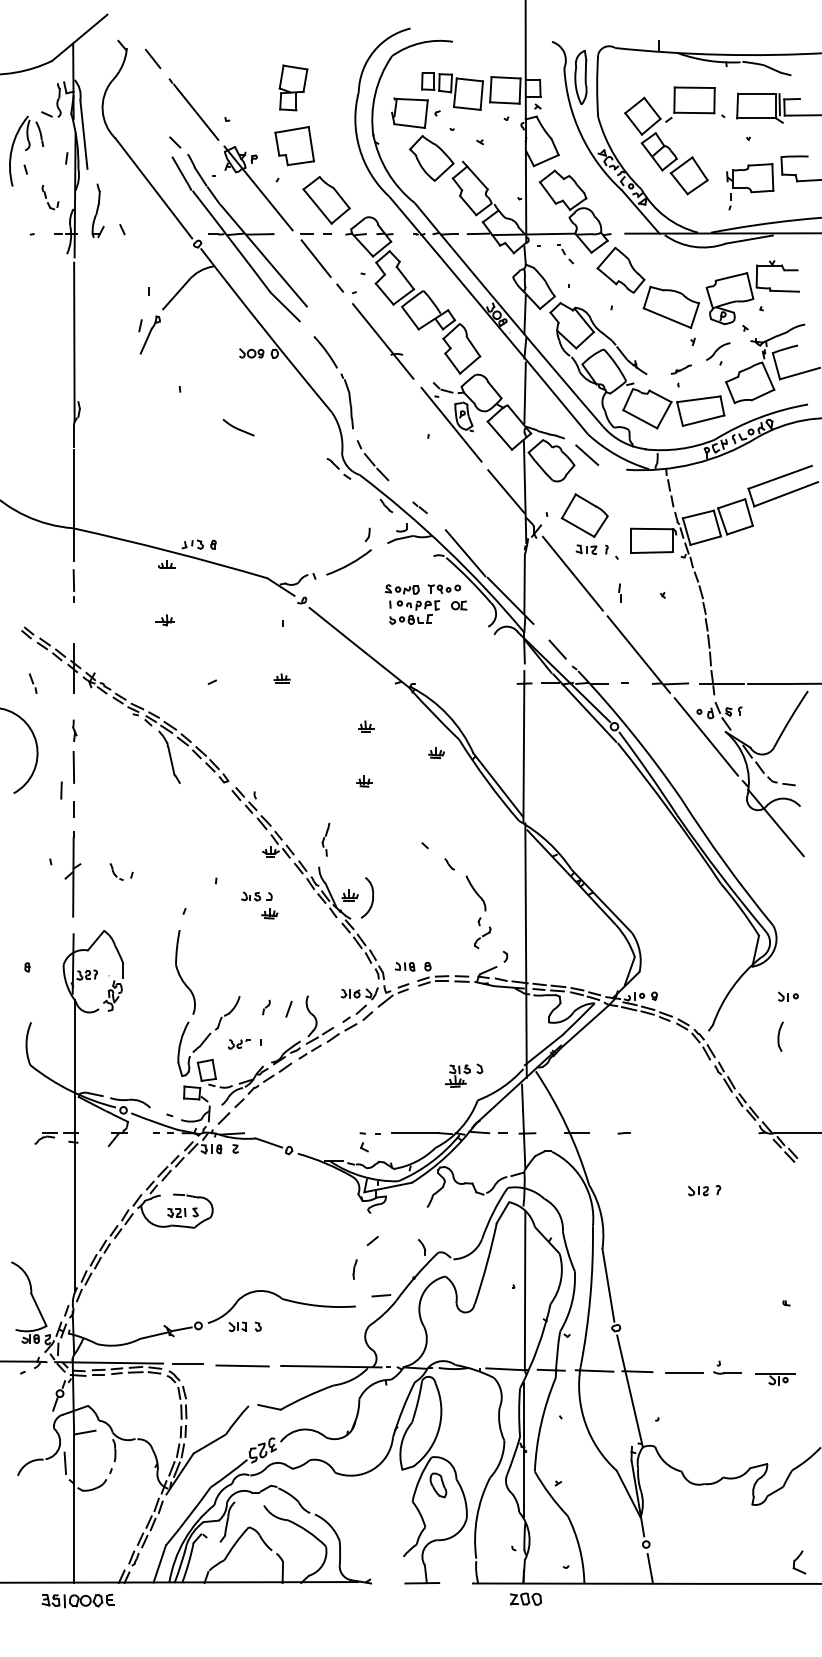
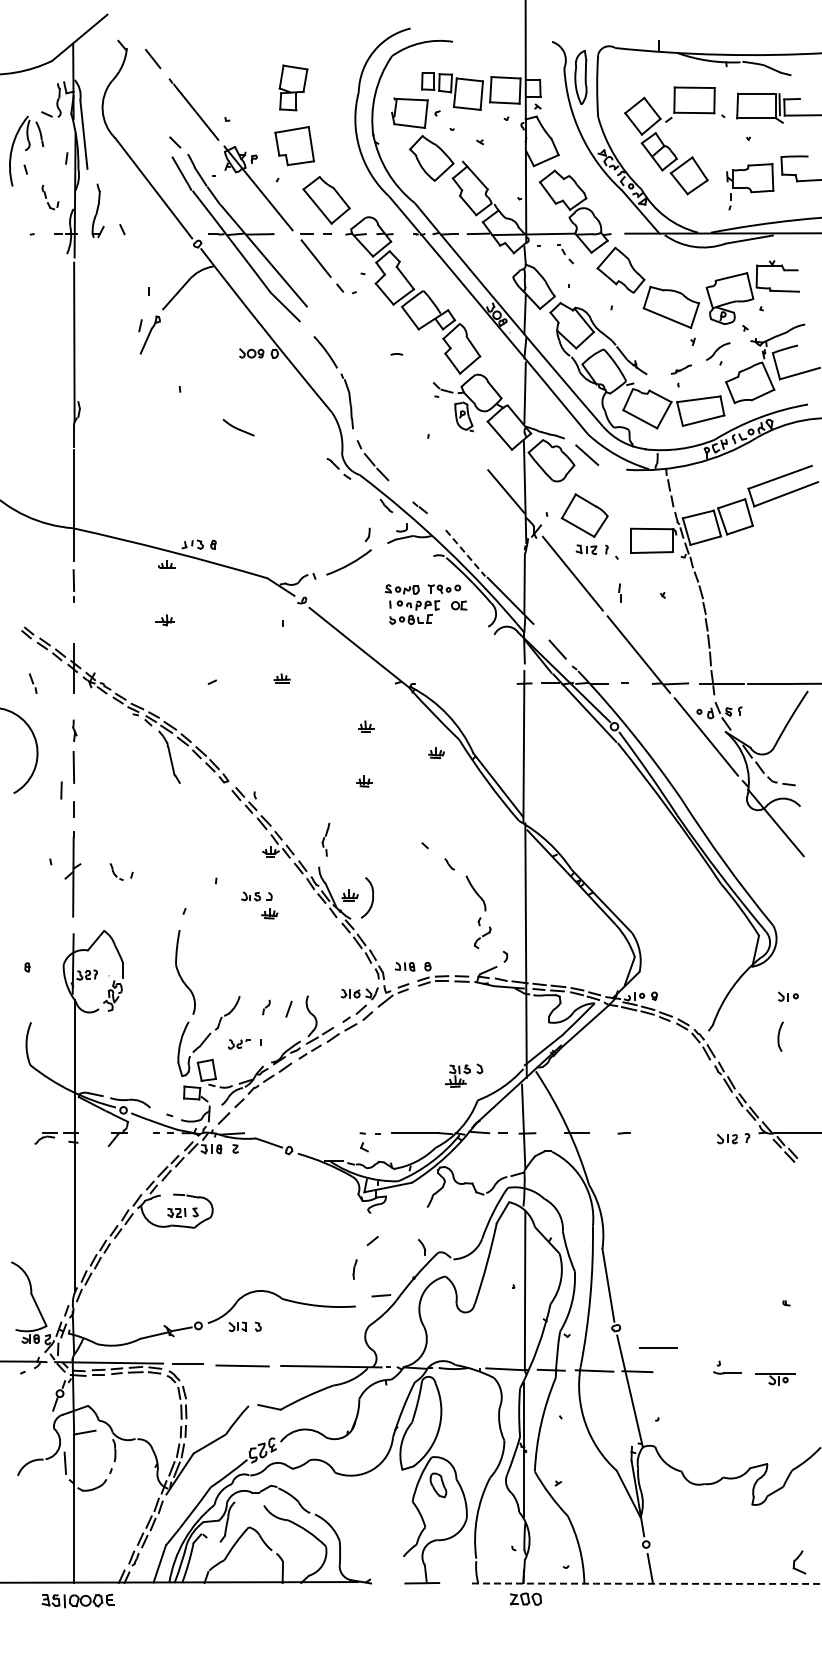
line: present -> none (383, 341)
line: present -> none (451, 424)
line: solid -> dashed (465, 553)
part position: (704, 1190) -> (733, 1138) (733, 1138)
line position: (684, 1372) -> (658, 1347) (658, 1347)
arc: solid -> dashed (647, 1583)
